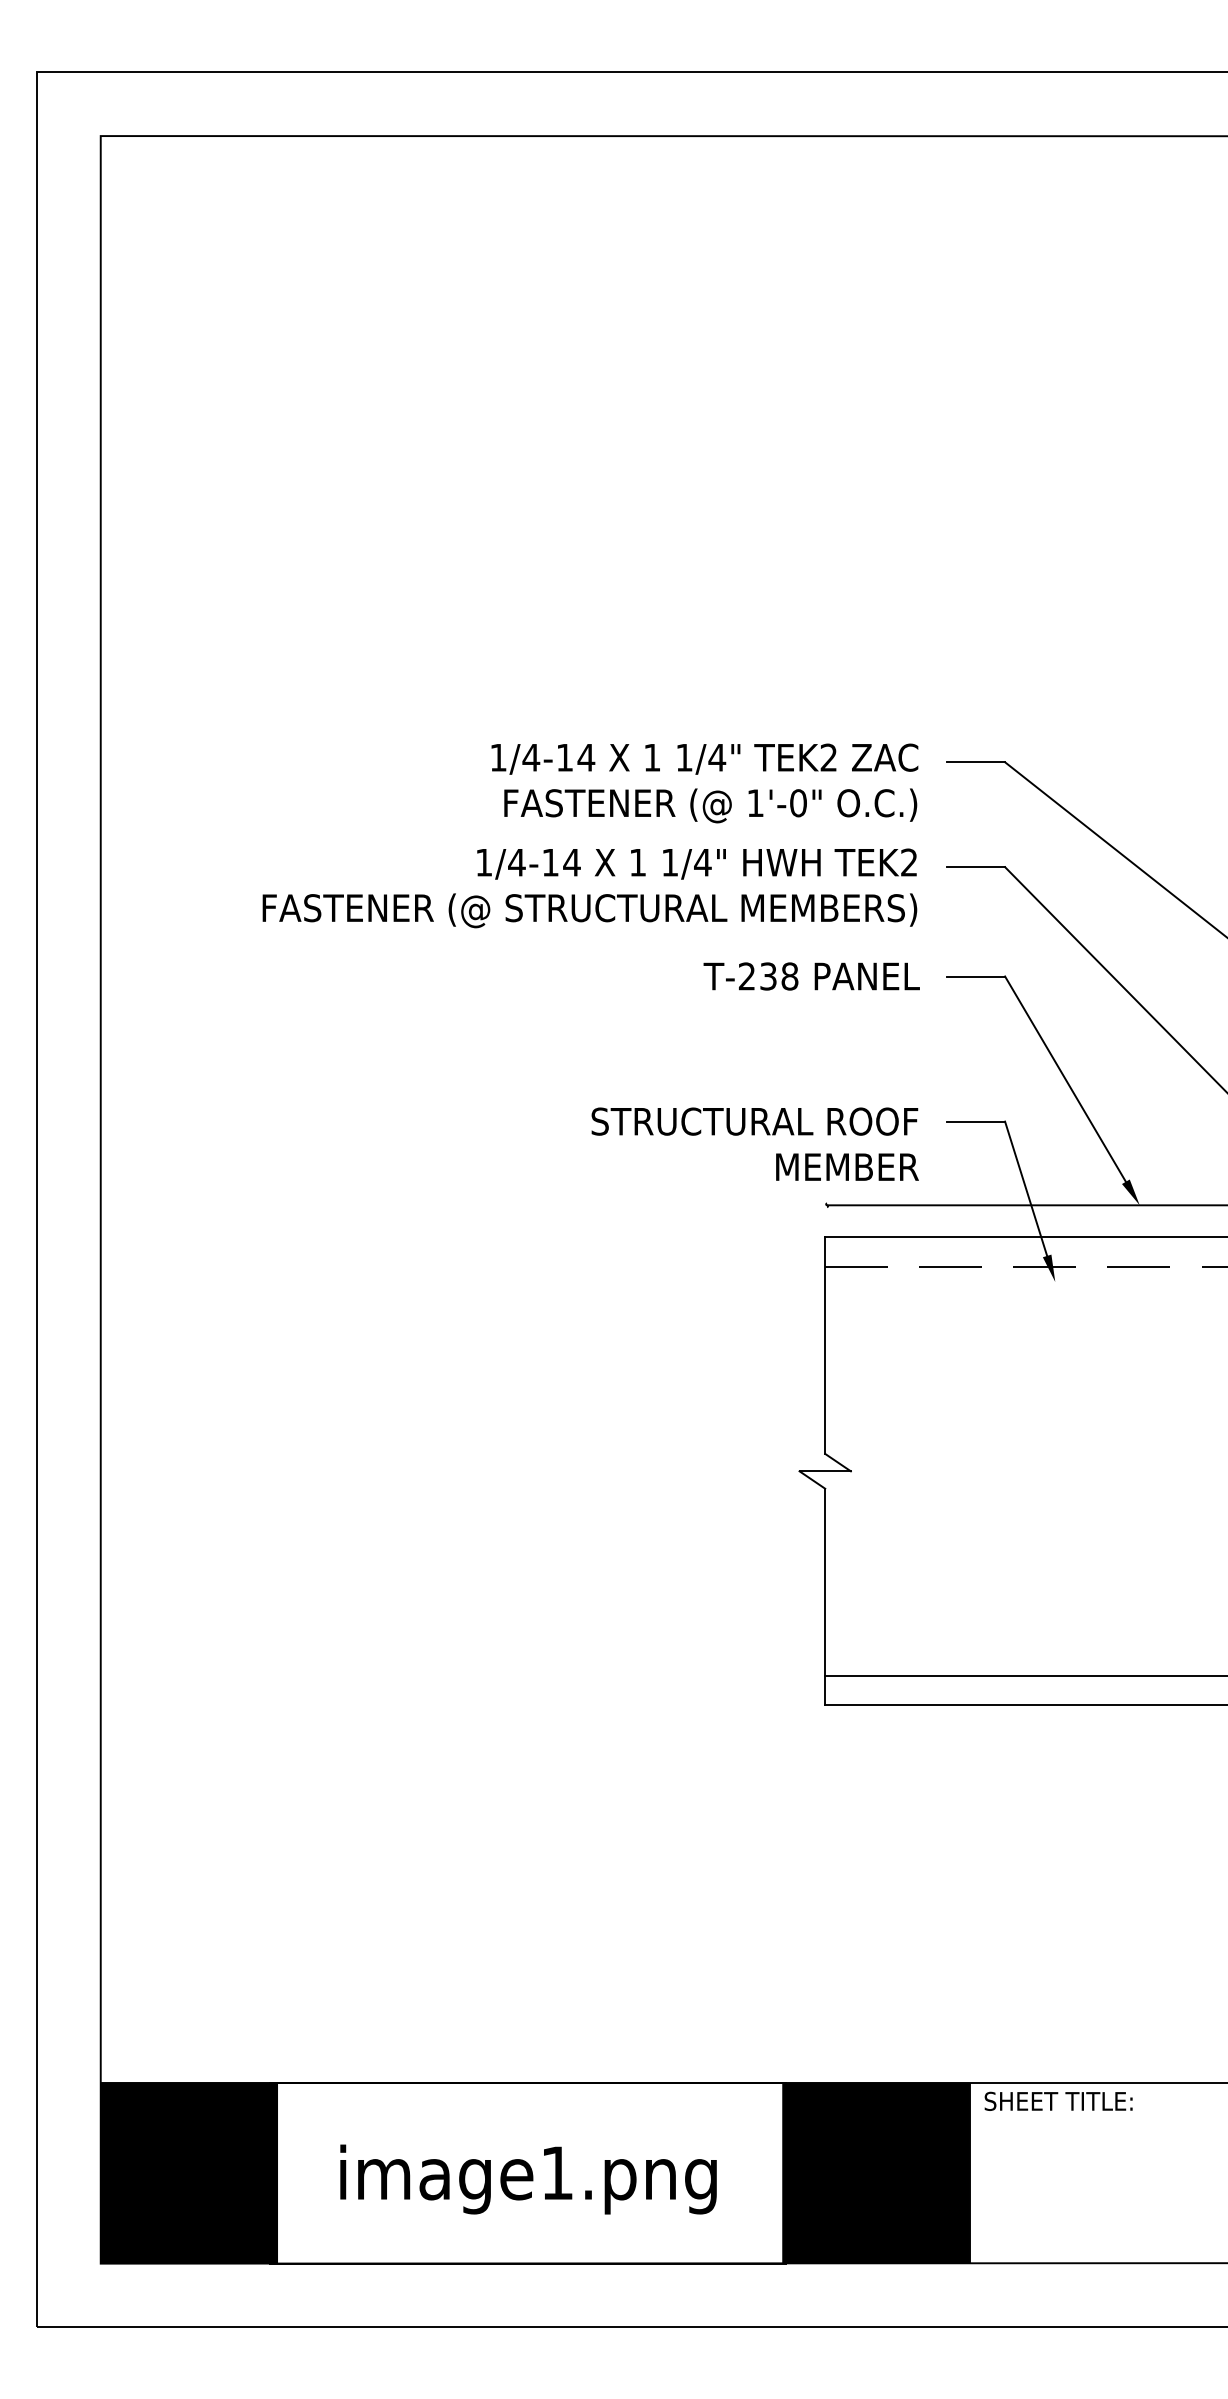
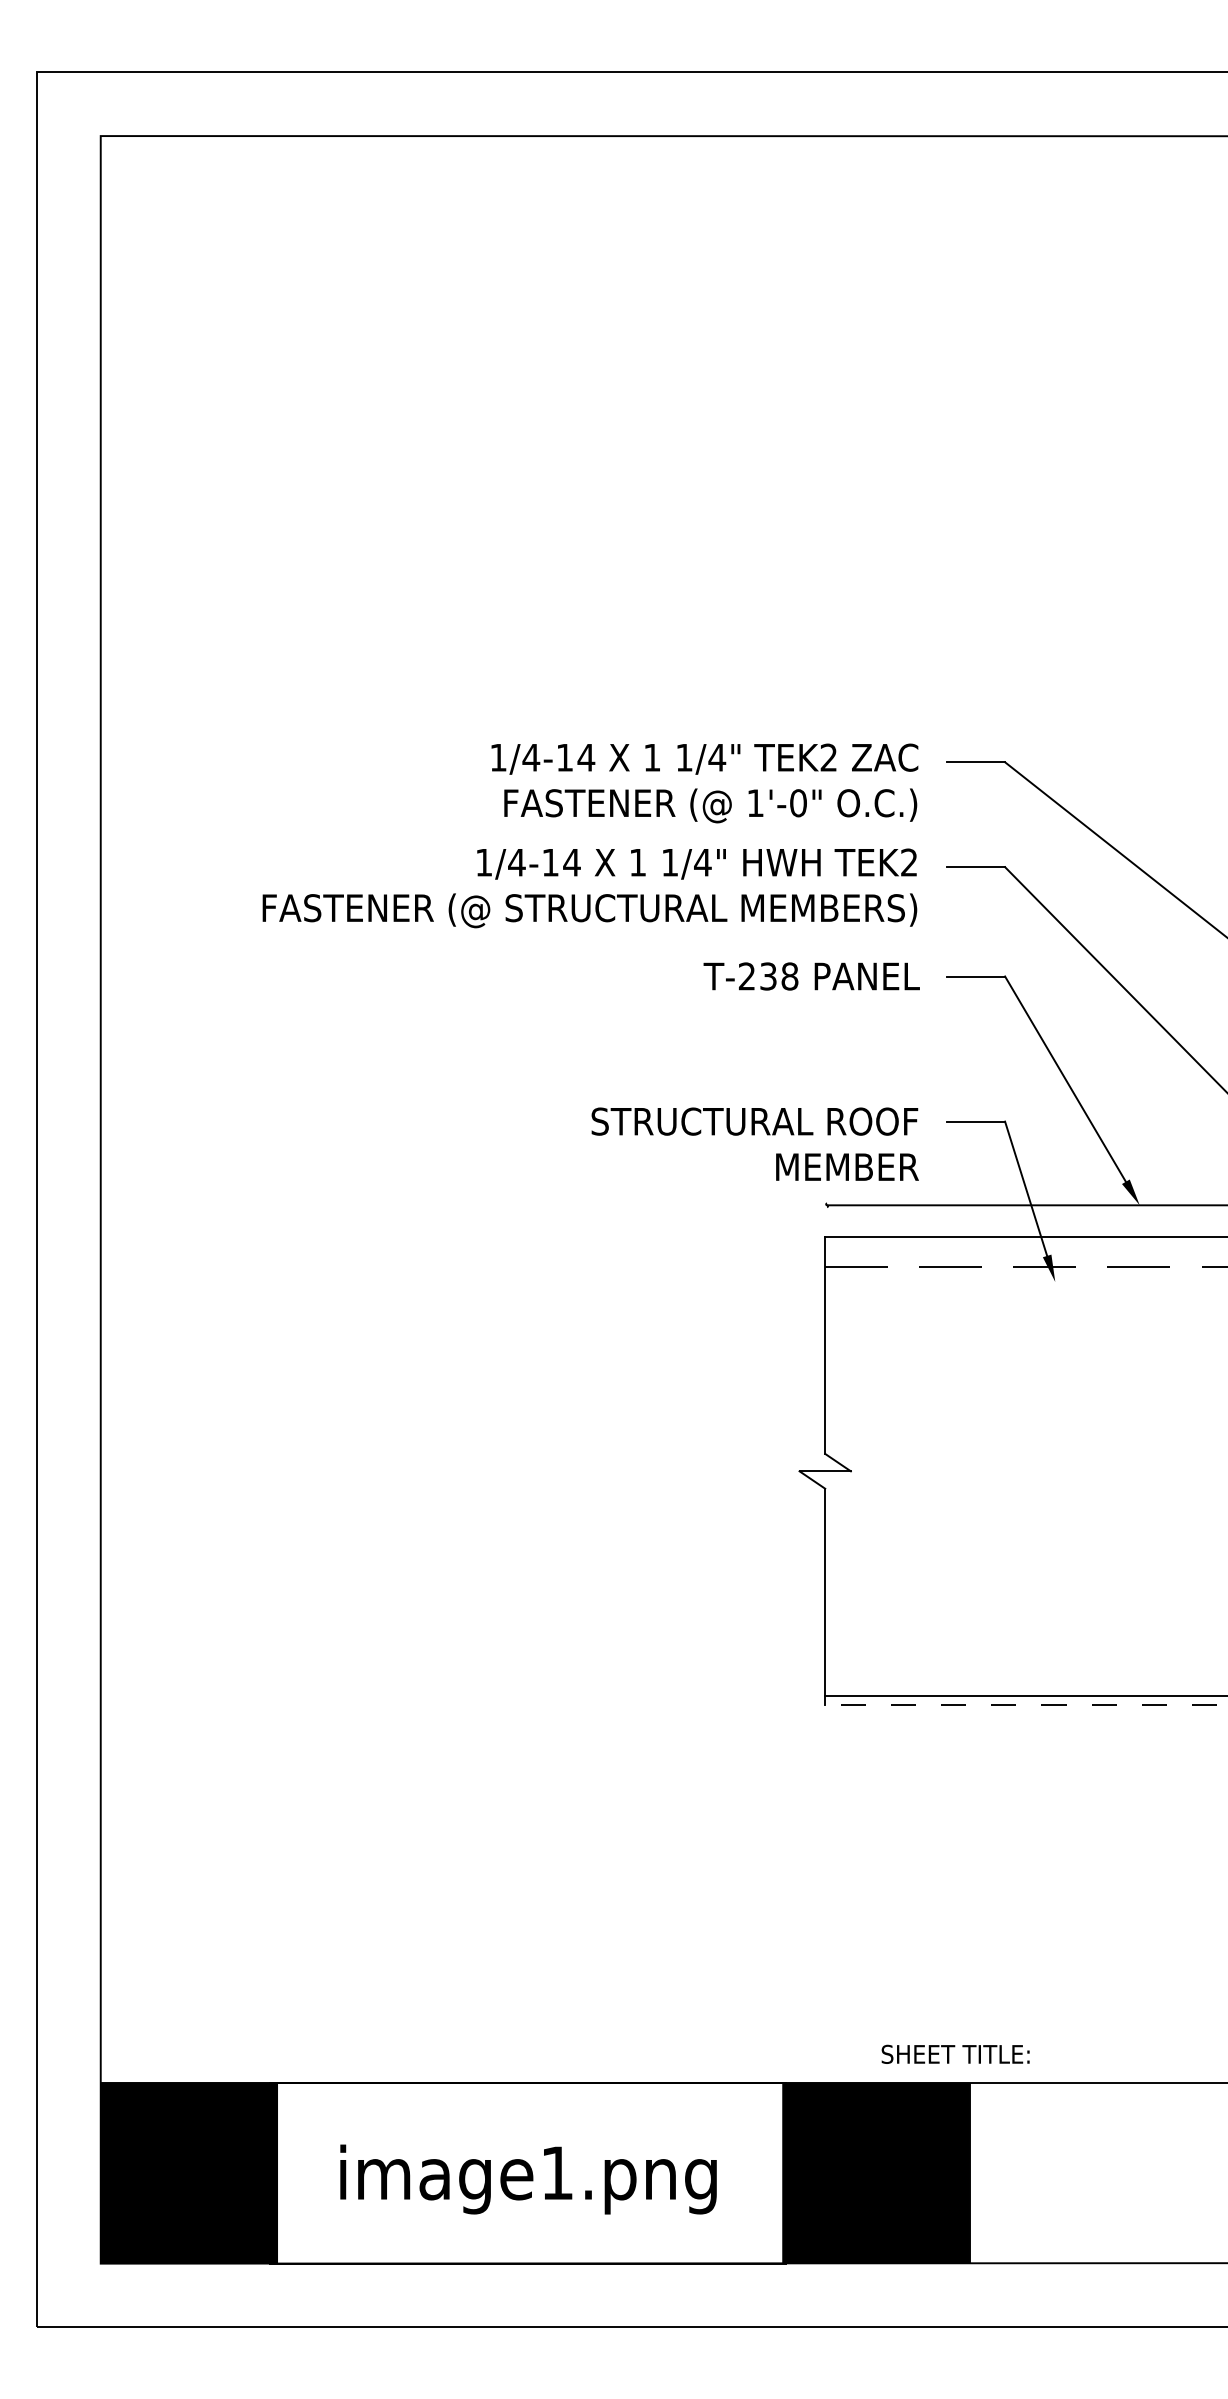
line position: (1024, 1675) -> (1024, 1695) (1024, 1695)
line: solid -> dashed (1026, 1705)
text position: (1058, 2100) -> (955, 2053) (955, 2053)
